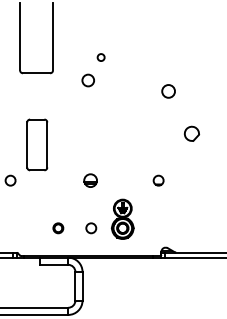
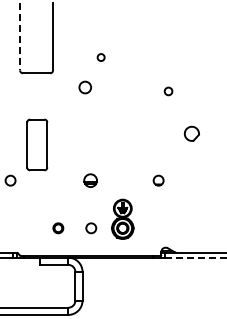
line: solid -> dashed (20, 36)
circle position: (87, 80) -> (84, 87) (84, 87)
circle size: 15x15 px -> 11x11 px (168, 91)
line: solid -> dashed (195, 257)
